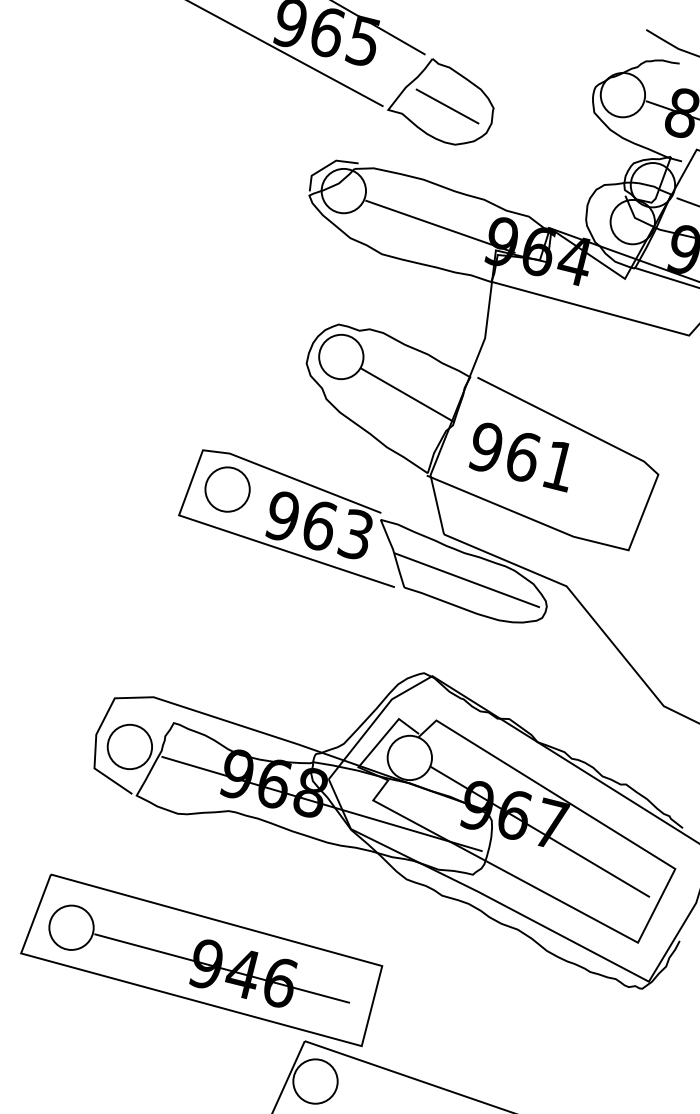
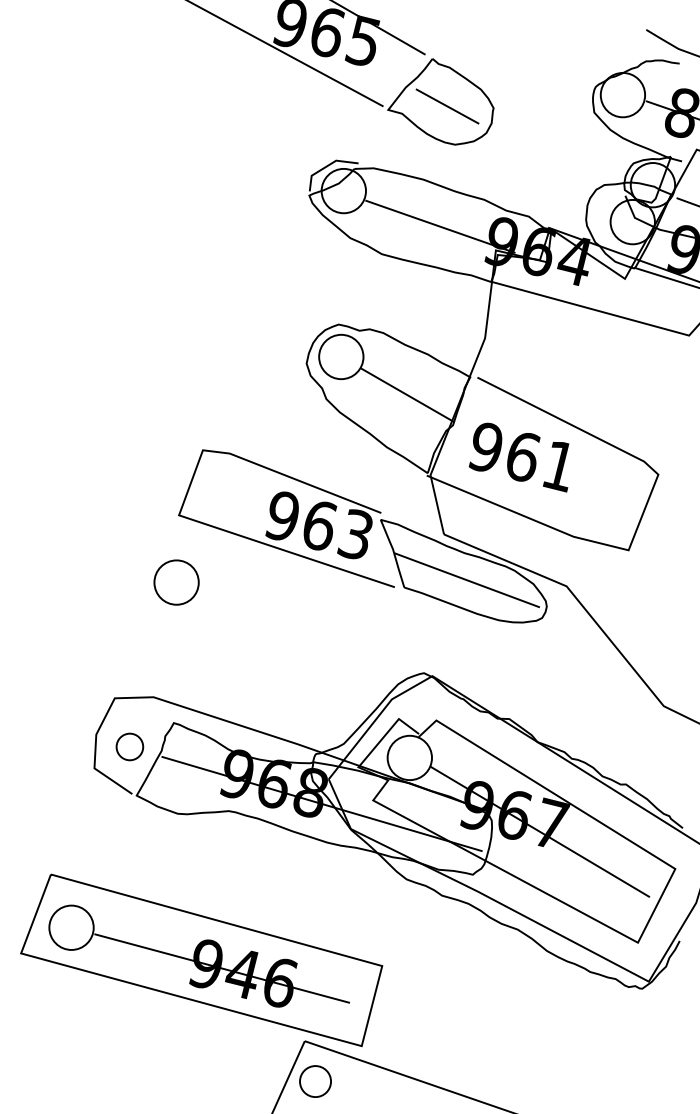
circle position: (227, 489) -> (176, 582) (176, 582)
circle diameter: 44 px -> 27 px (129, 746)
circle diameter: 44 px -> 31 px (315, 1081)
